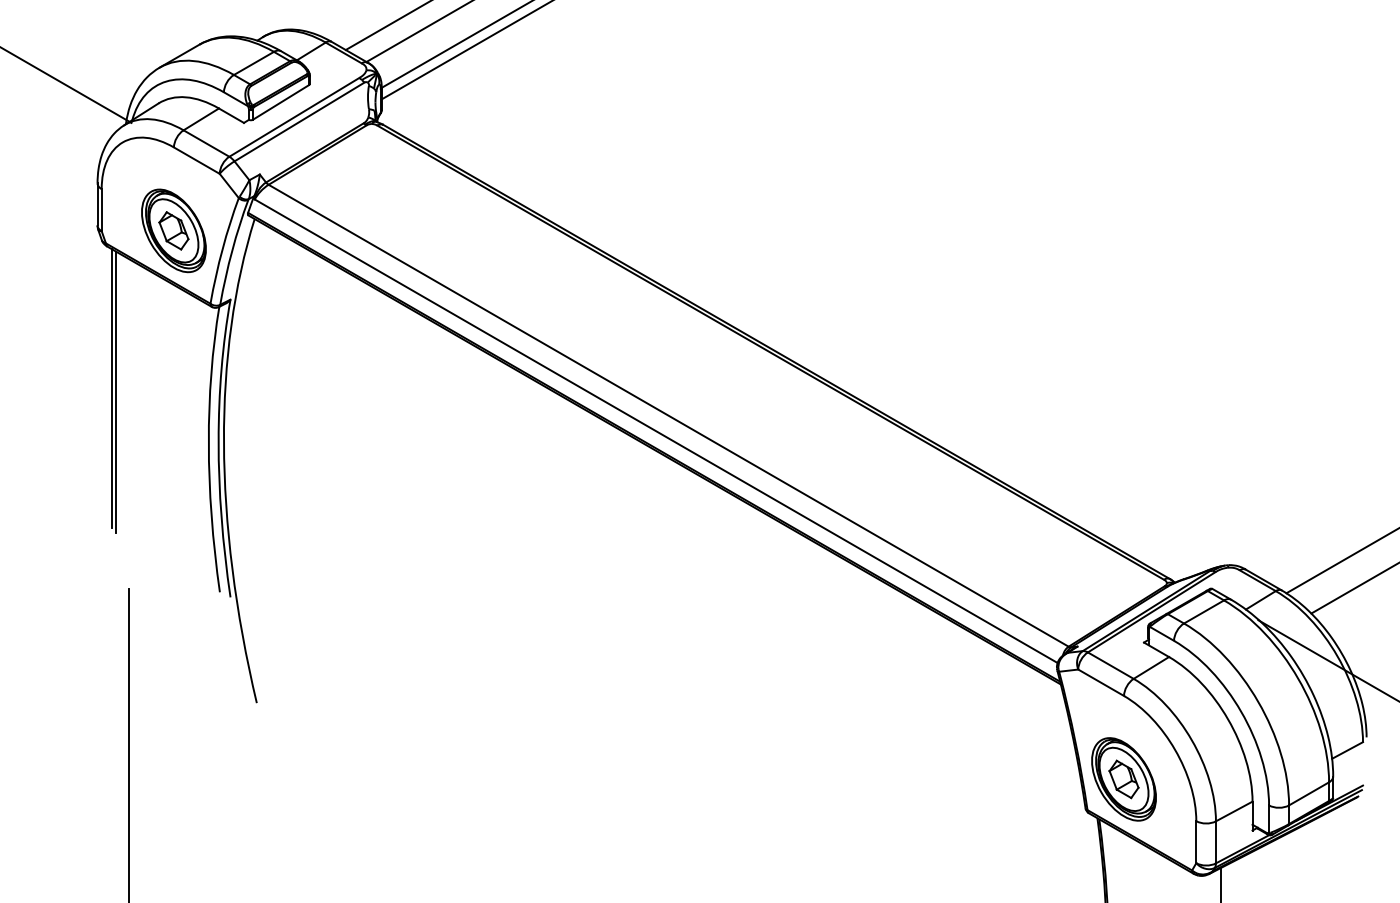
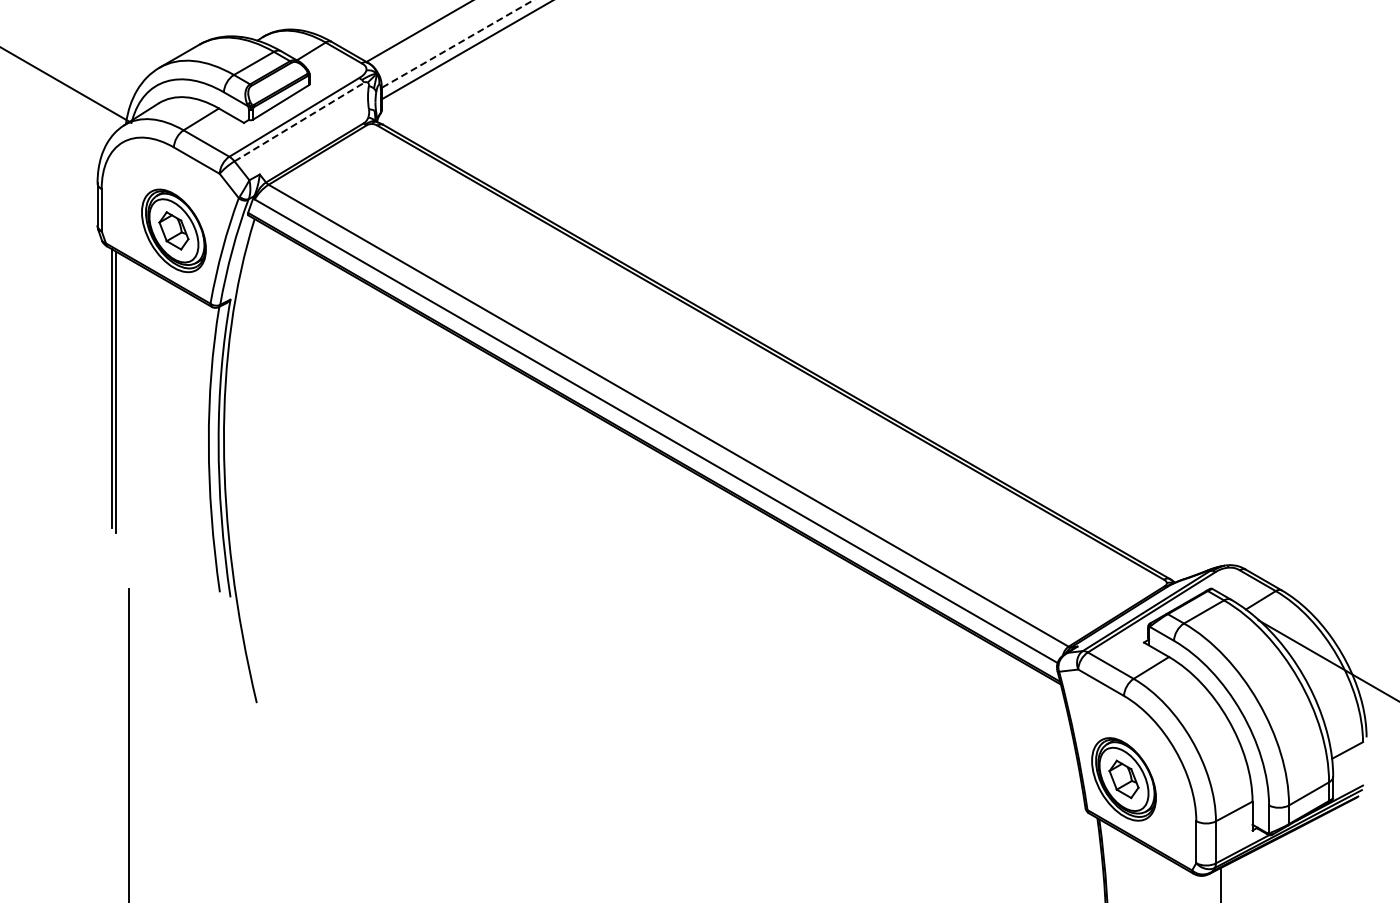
line: present -> none (386, 26)
line: solid -> dashed (457, 44)
line: solid -> dashed (299, 122)
line: present -> none (1341, 561)
line: present -> none (1353, 588)
